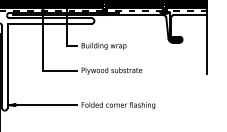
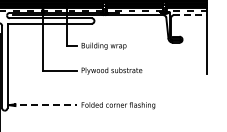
line: solid -> dashed (190, 15)
line: solid -> dashed (42, 105)
